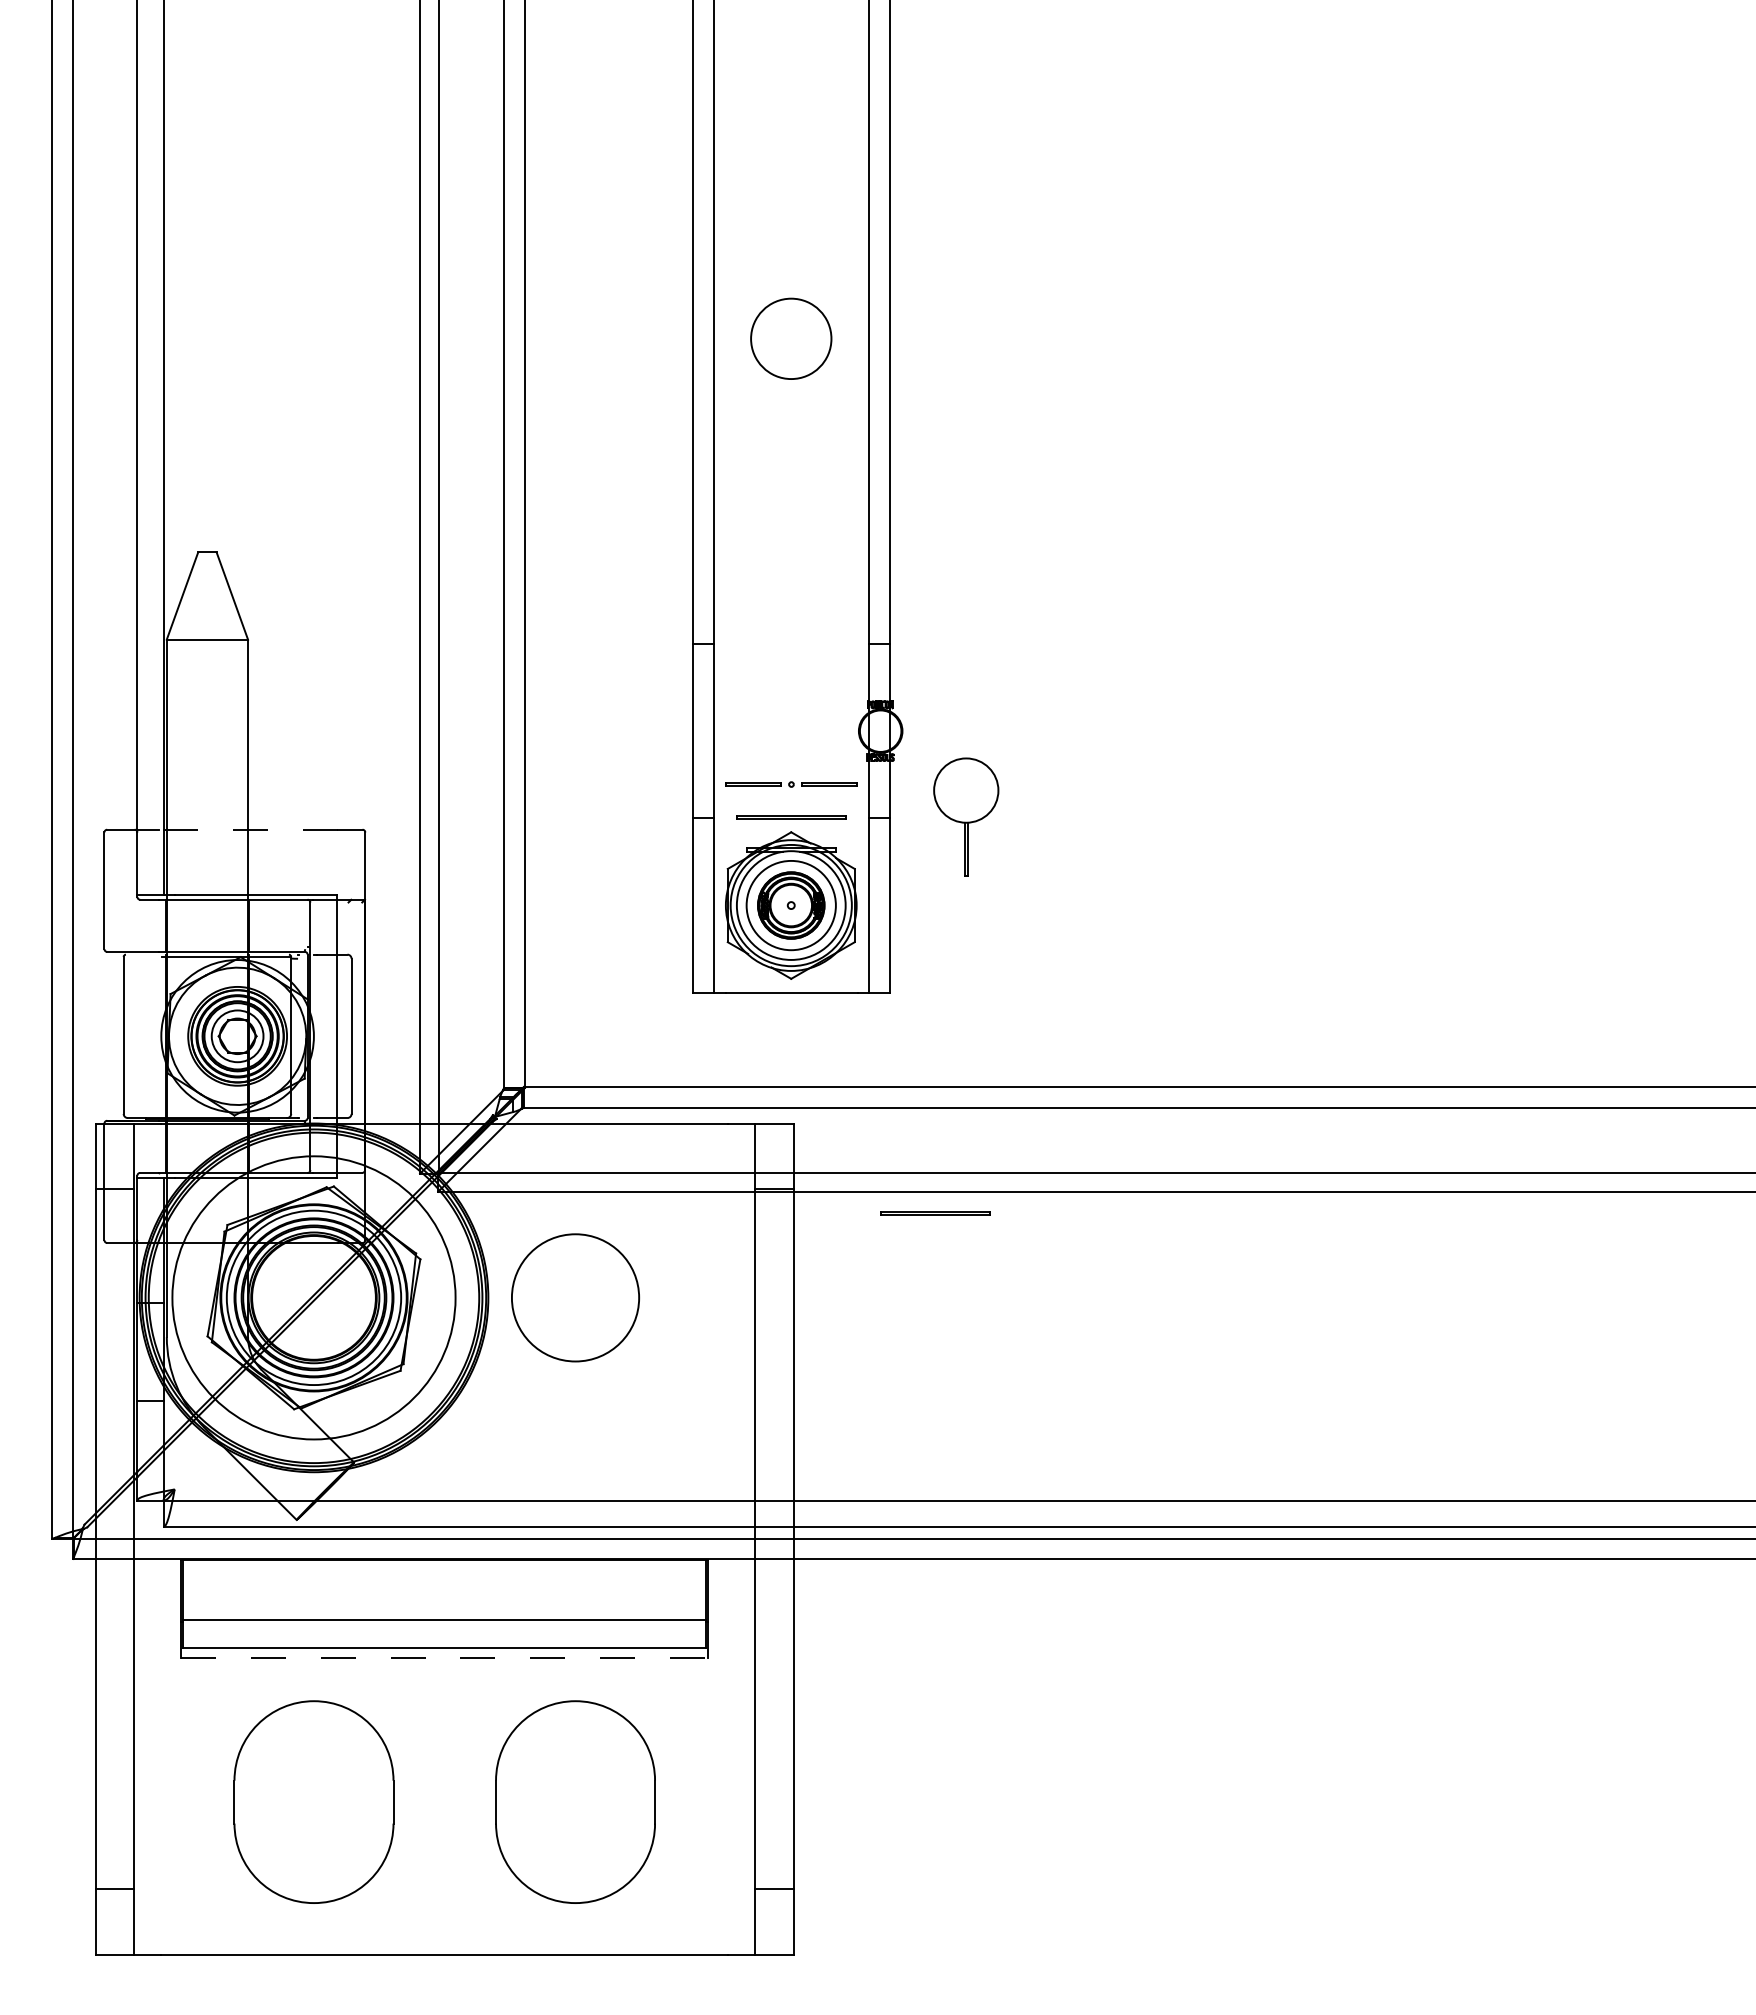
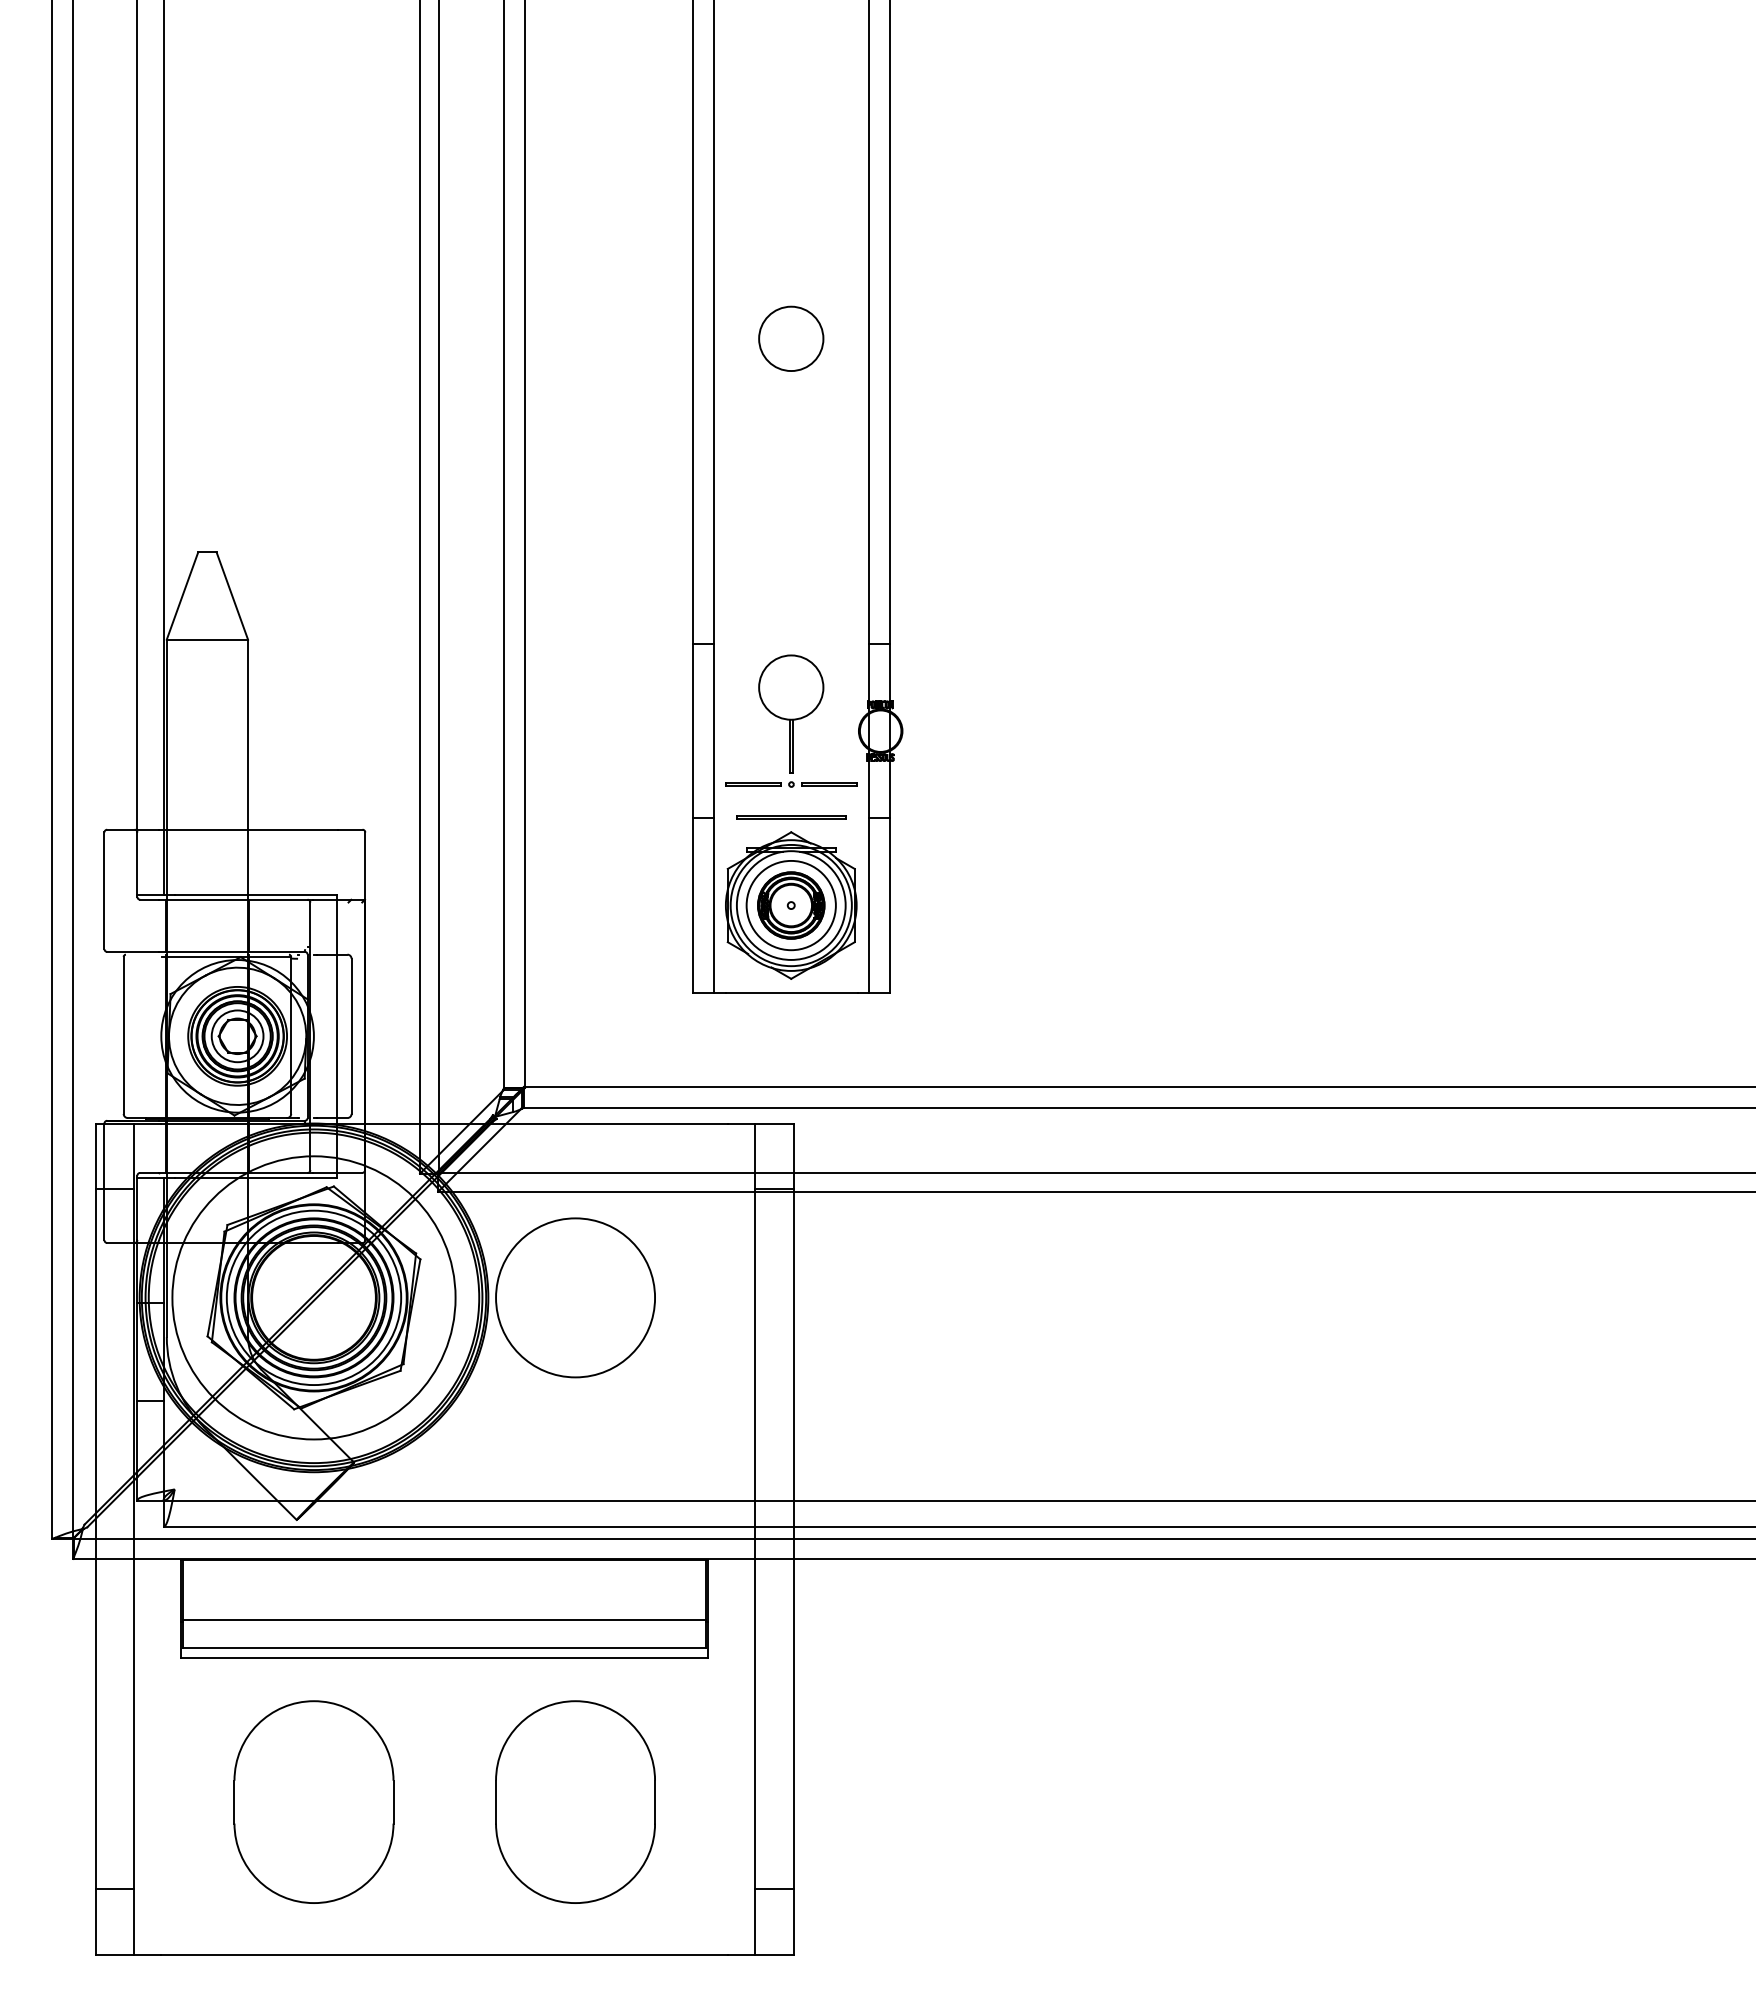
circle diameter: 80 px -> 64 px (791, 338)
part position: (966, 816) -> (791, 713) (791, 713)
line: dashed -> solid (248, 829)
line: present -> none (935, 1212)
circle diameter: 127 px -> 159 px (575, 1297)
line: dashed -> solid (445, 1657)
